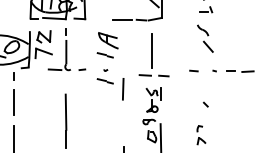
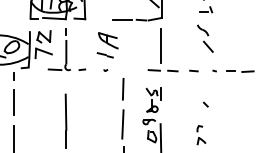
part position: (153, 55) -> (162, 50) (162, 50)
line: present -> none (104, 81)
line: none -> present (122, 124)
